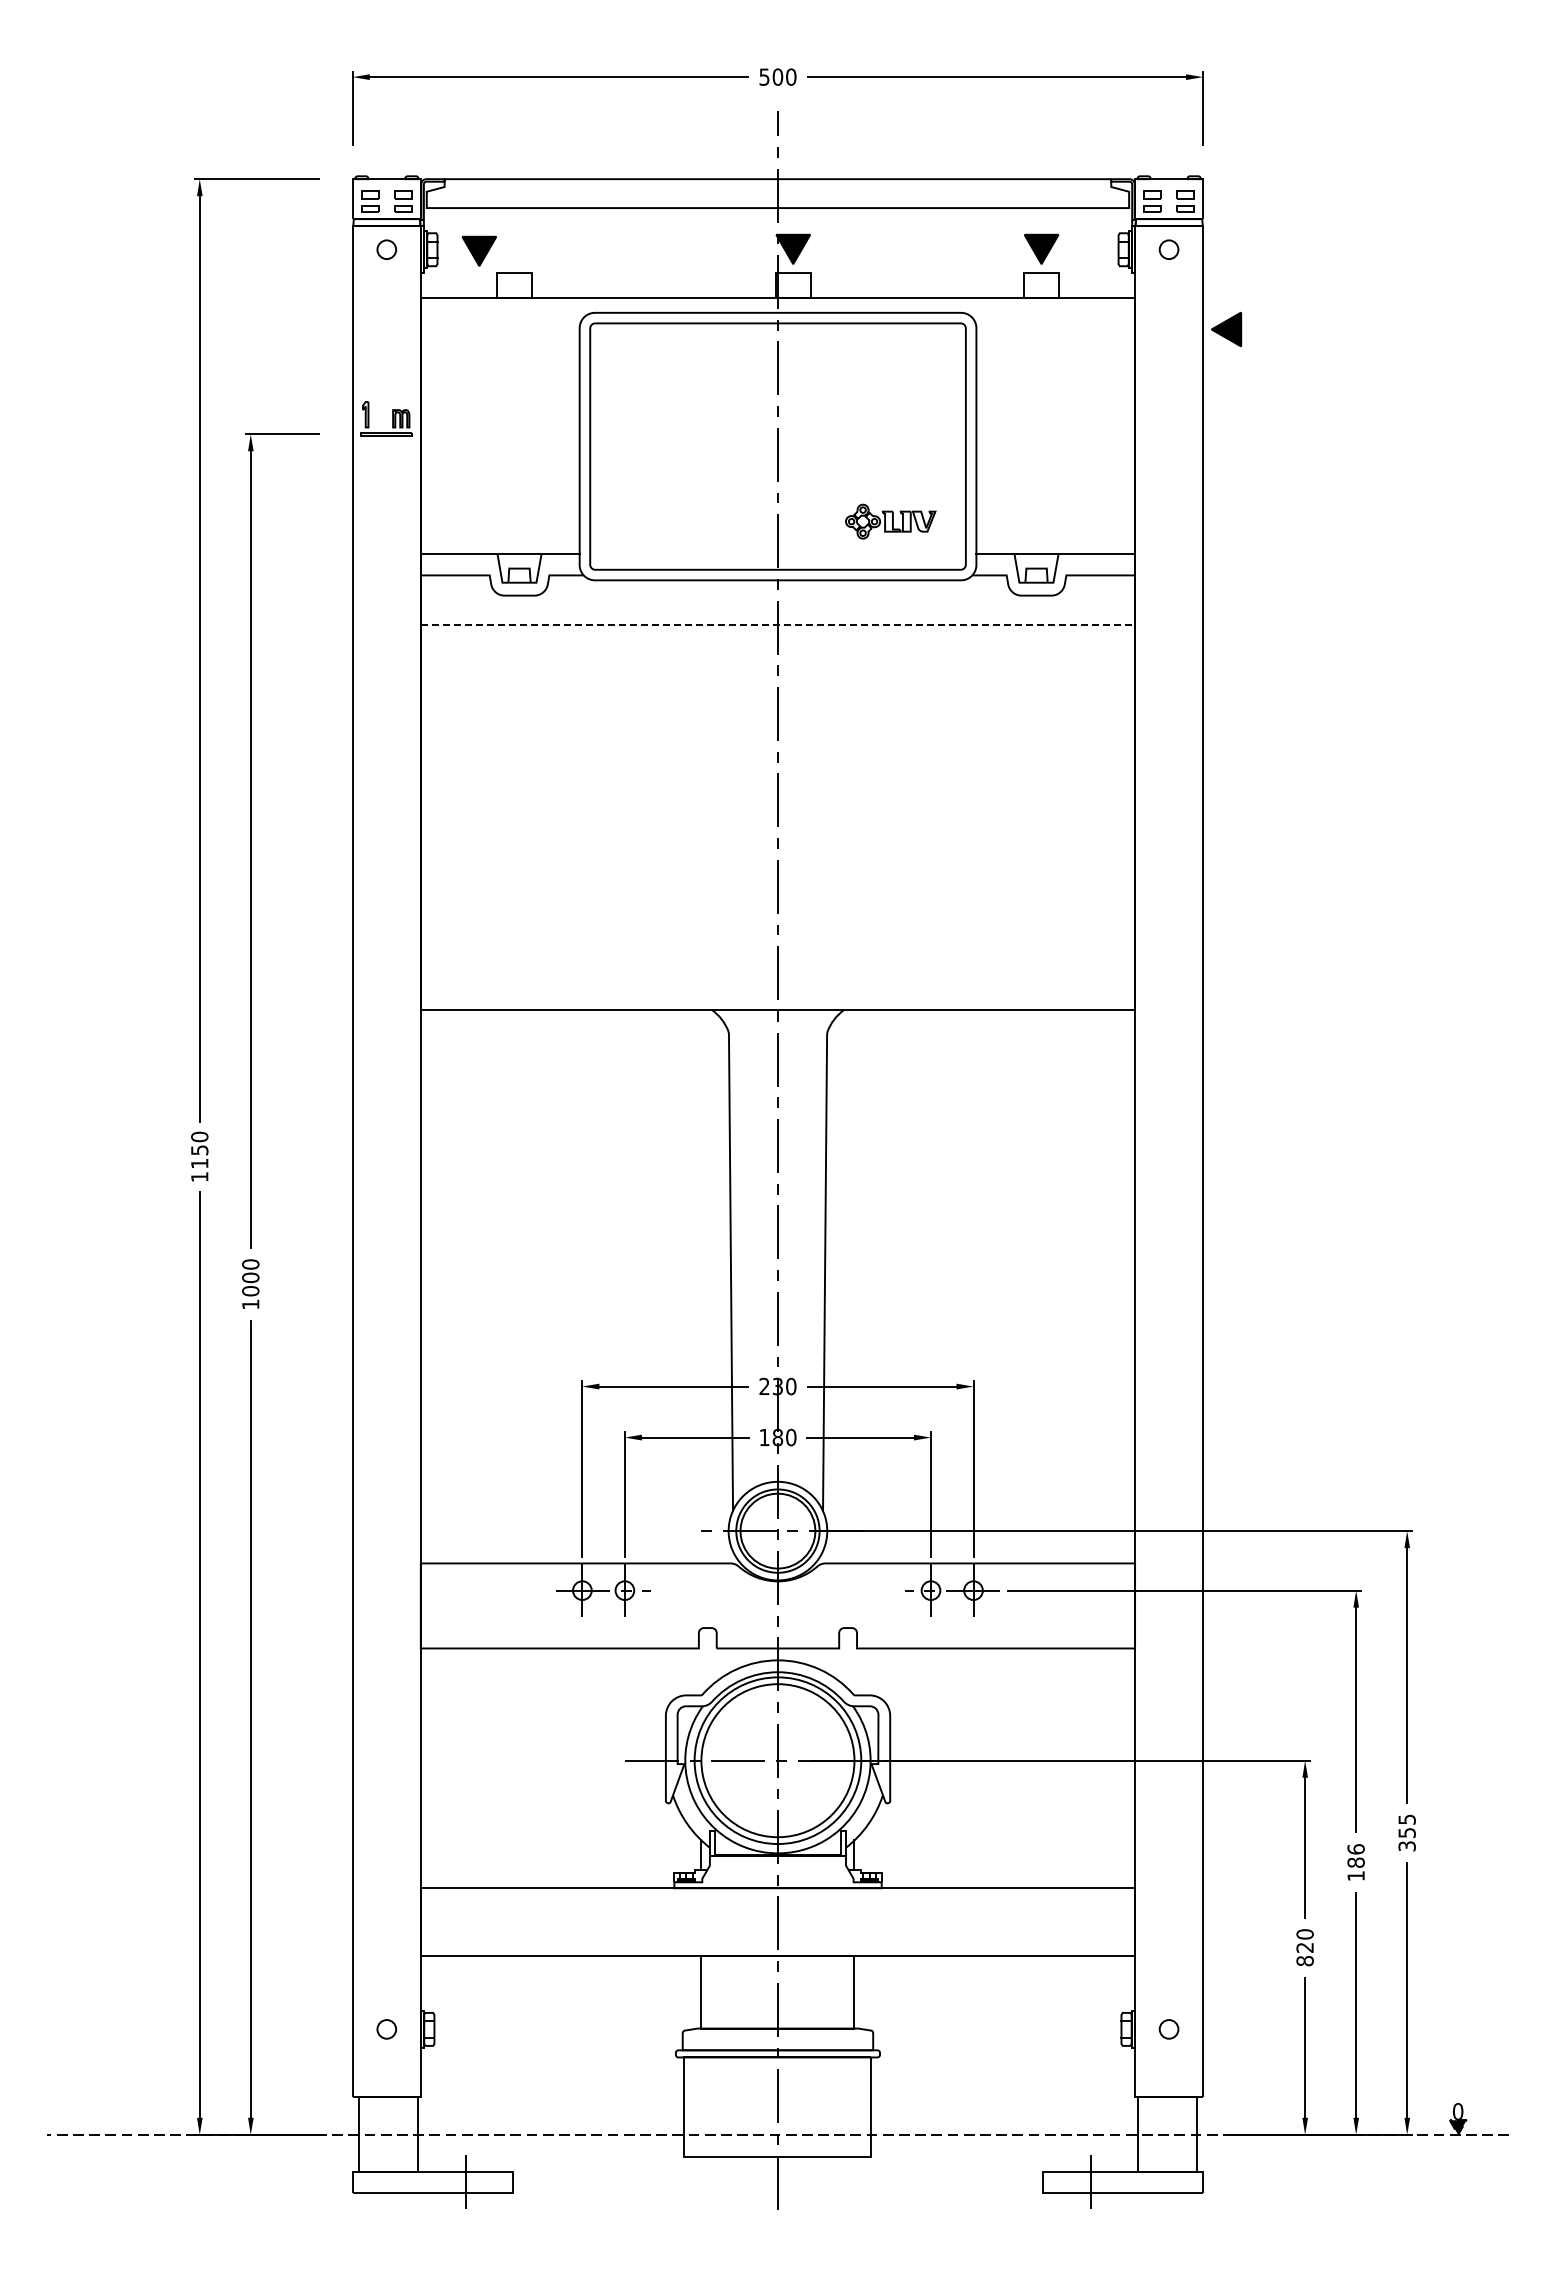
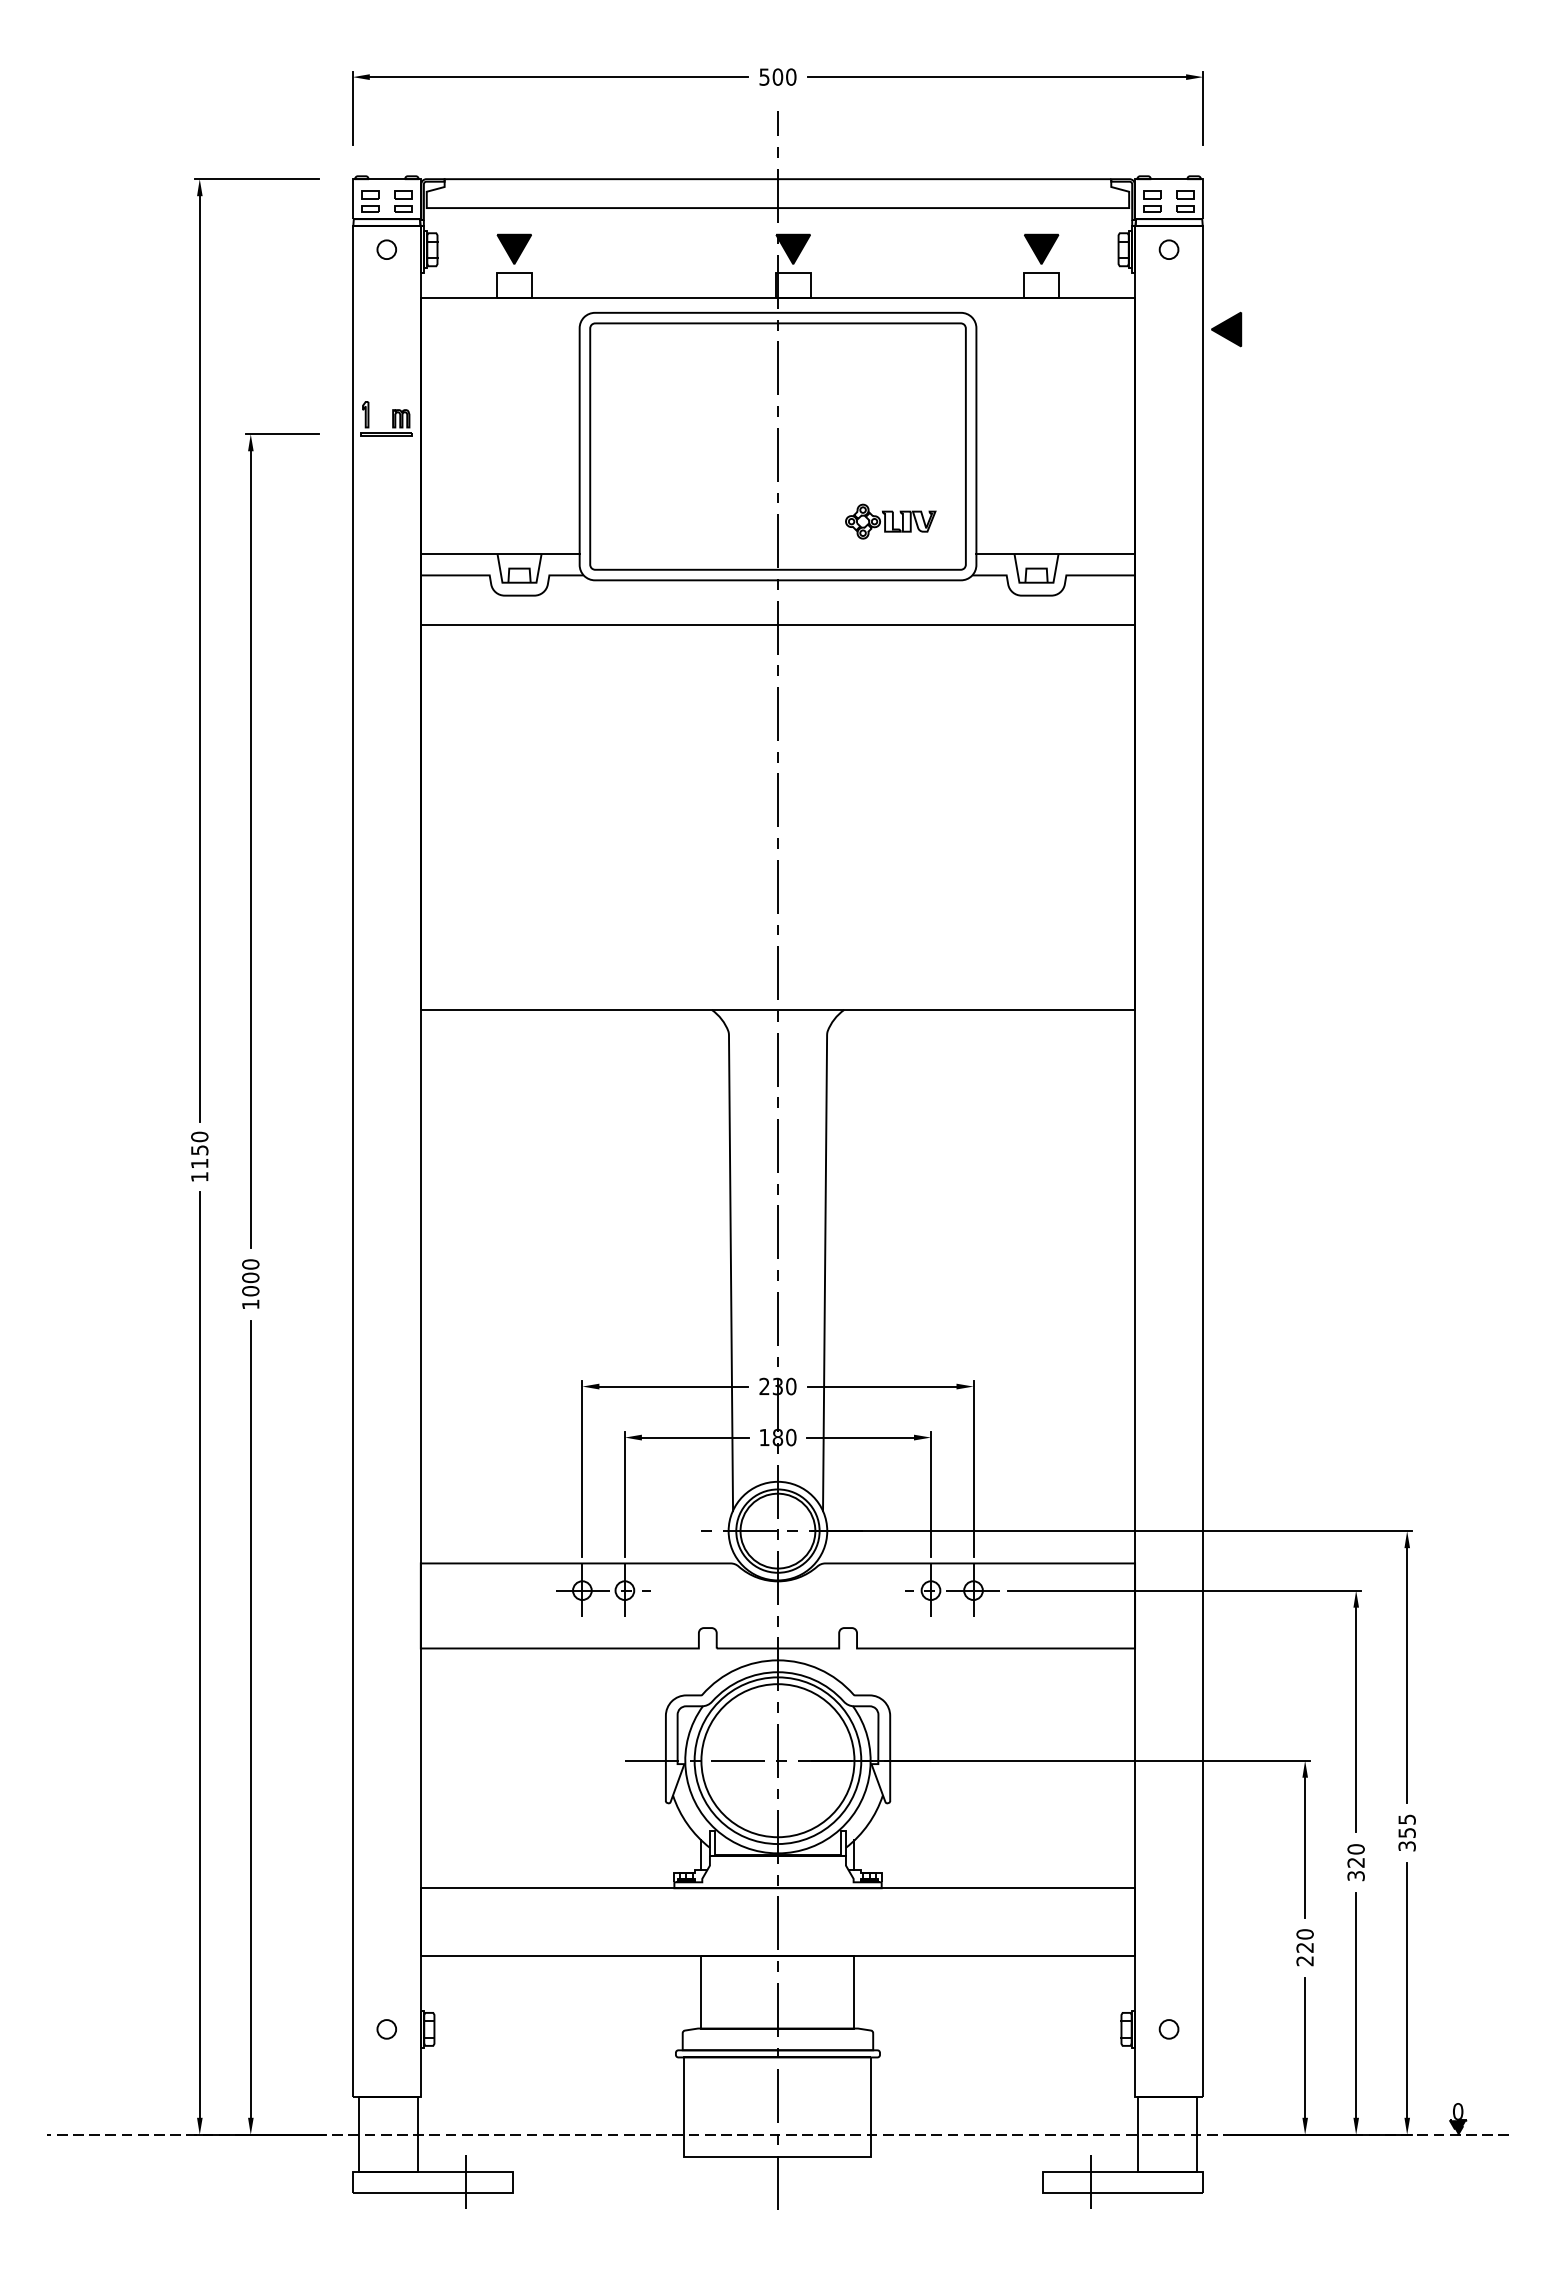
part position: (478, 250) -> (513, 248) (513, 248)
line: dashed -> solid (778, 624)
text: 186 -> 320 (1355, 1862)
text: 820 -> 220 (1304, 1961)
